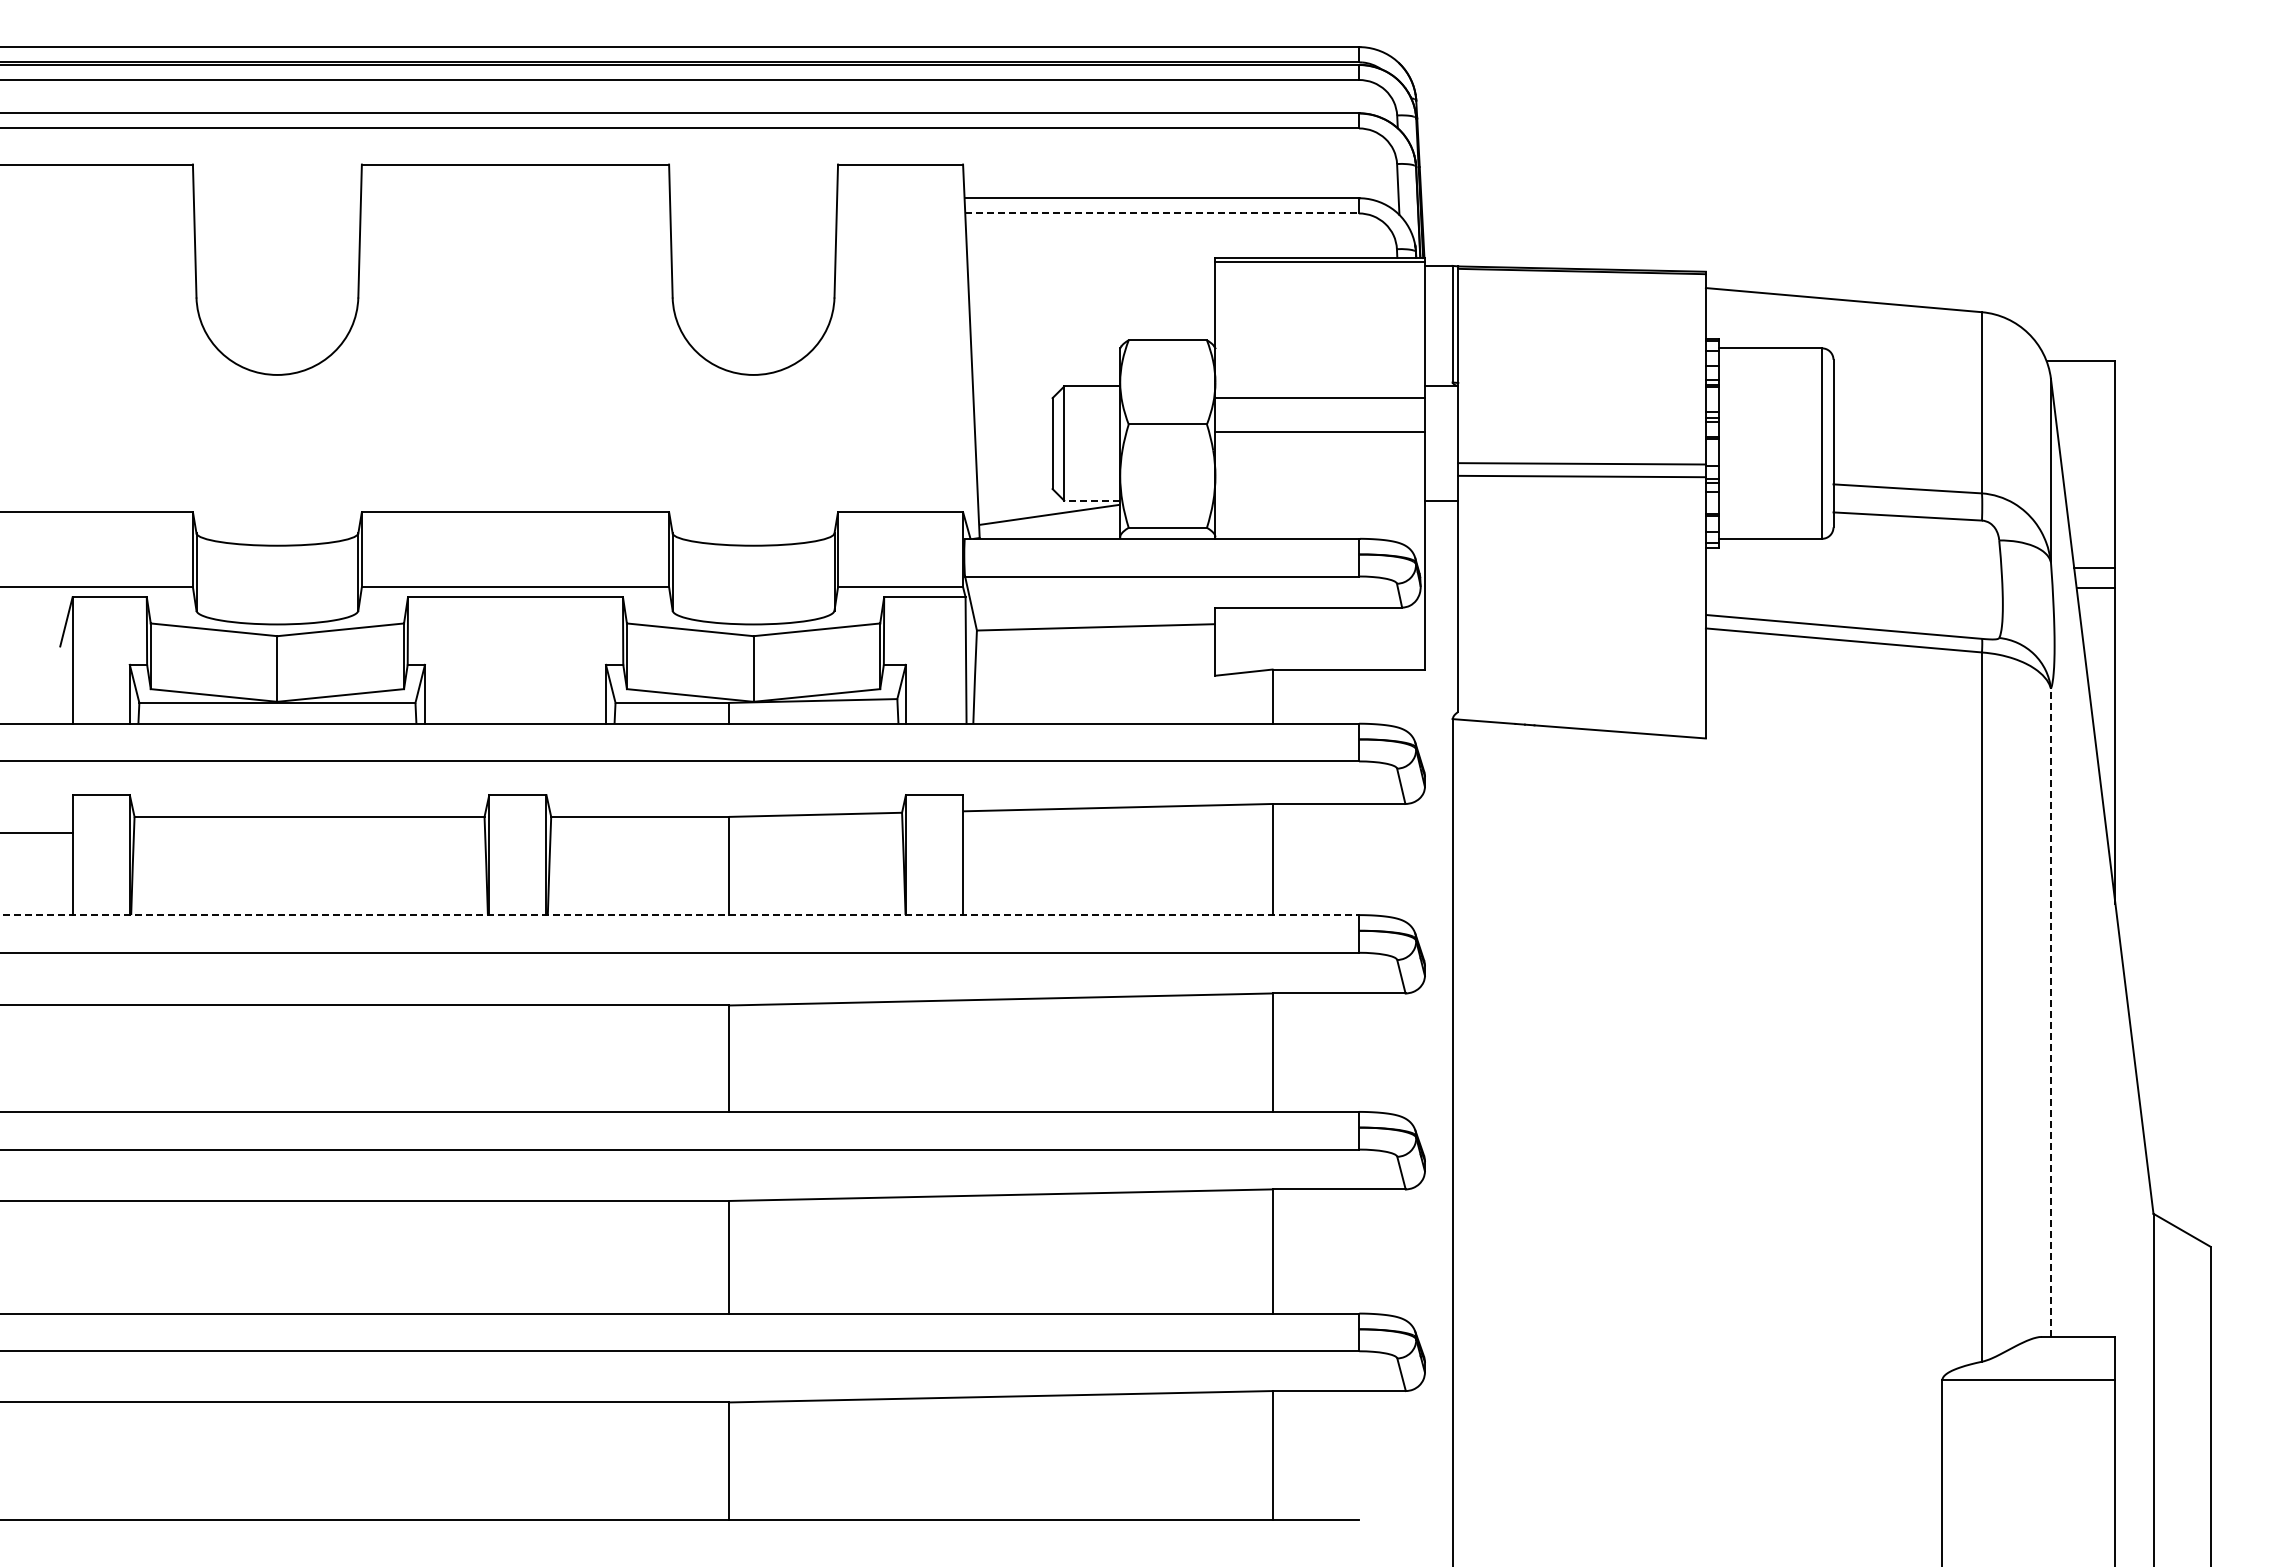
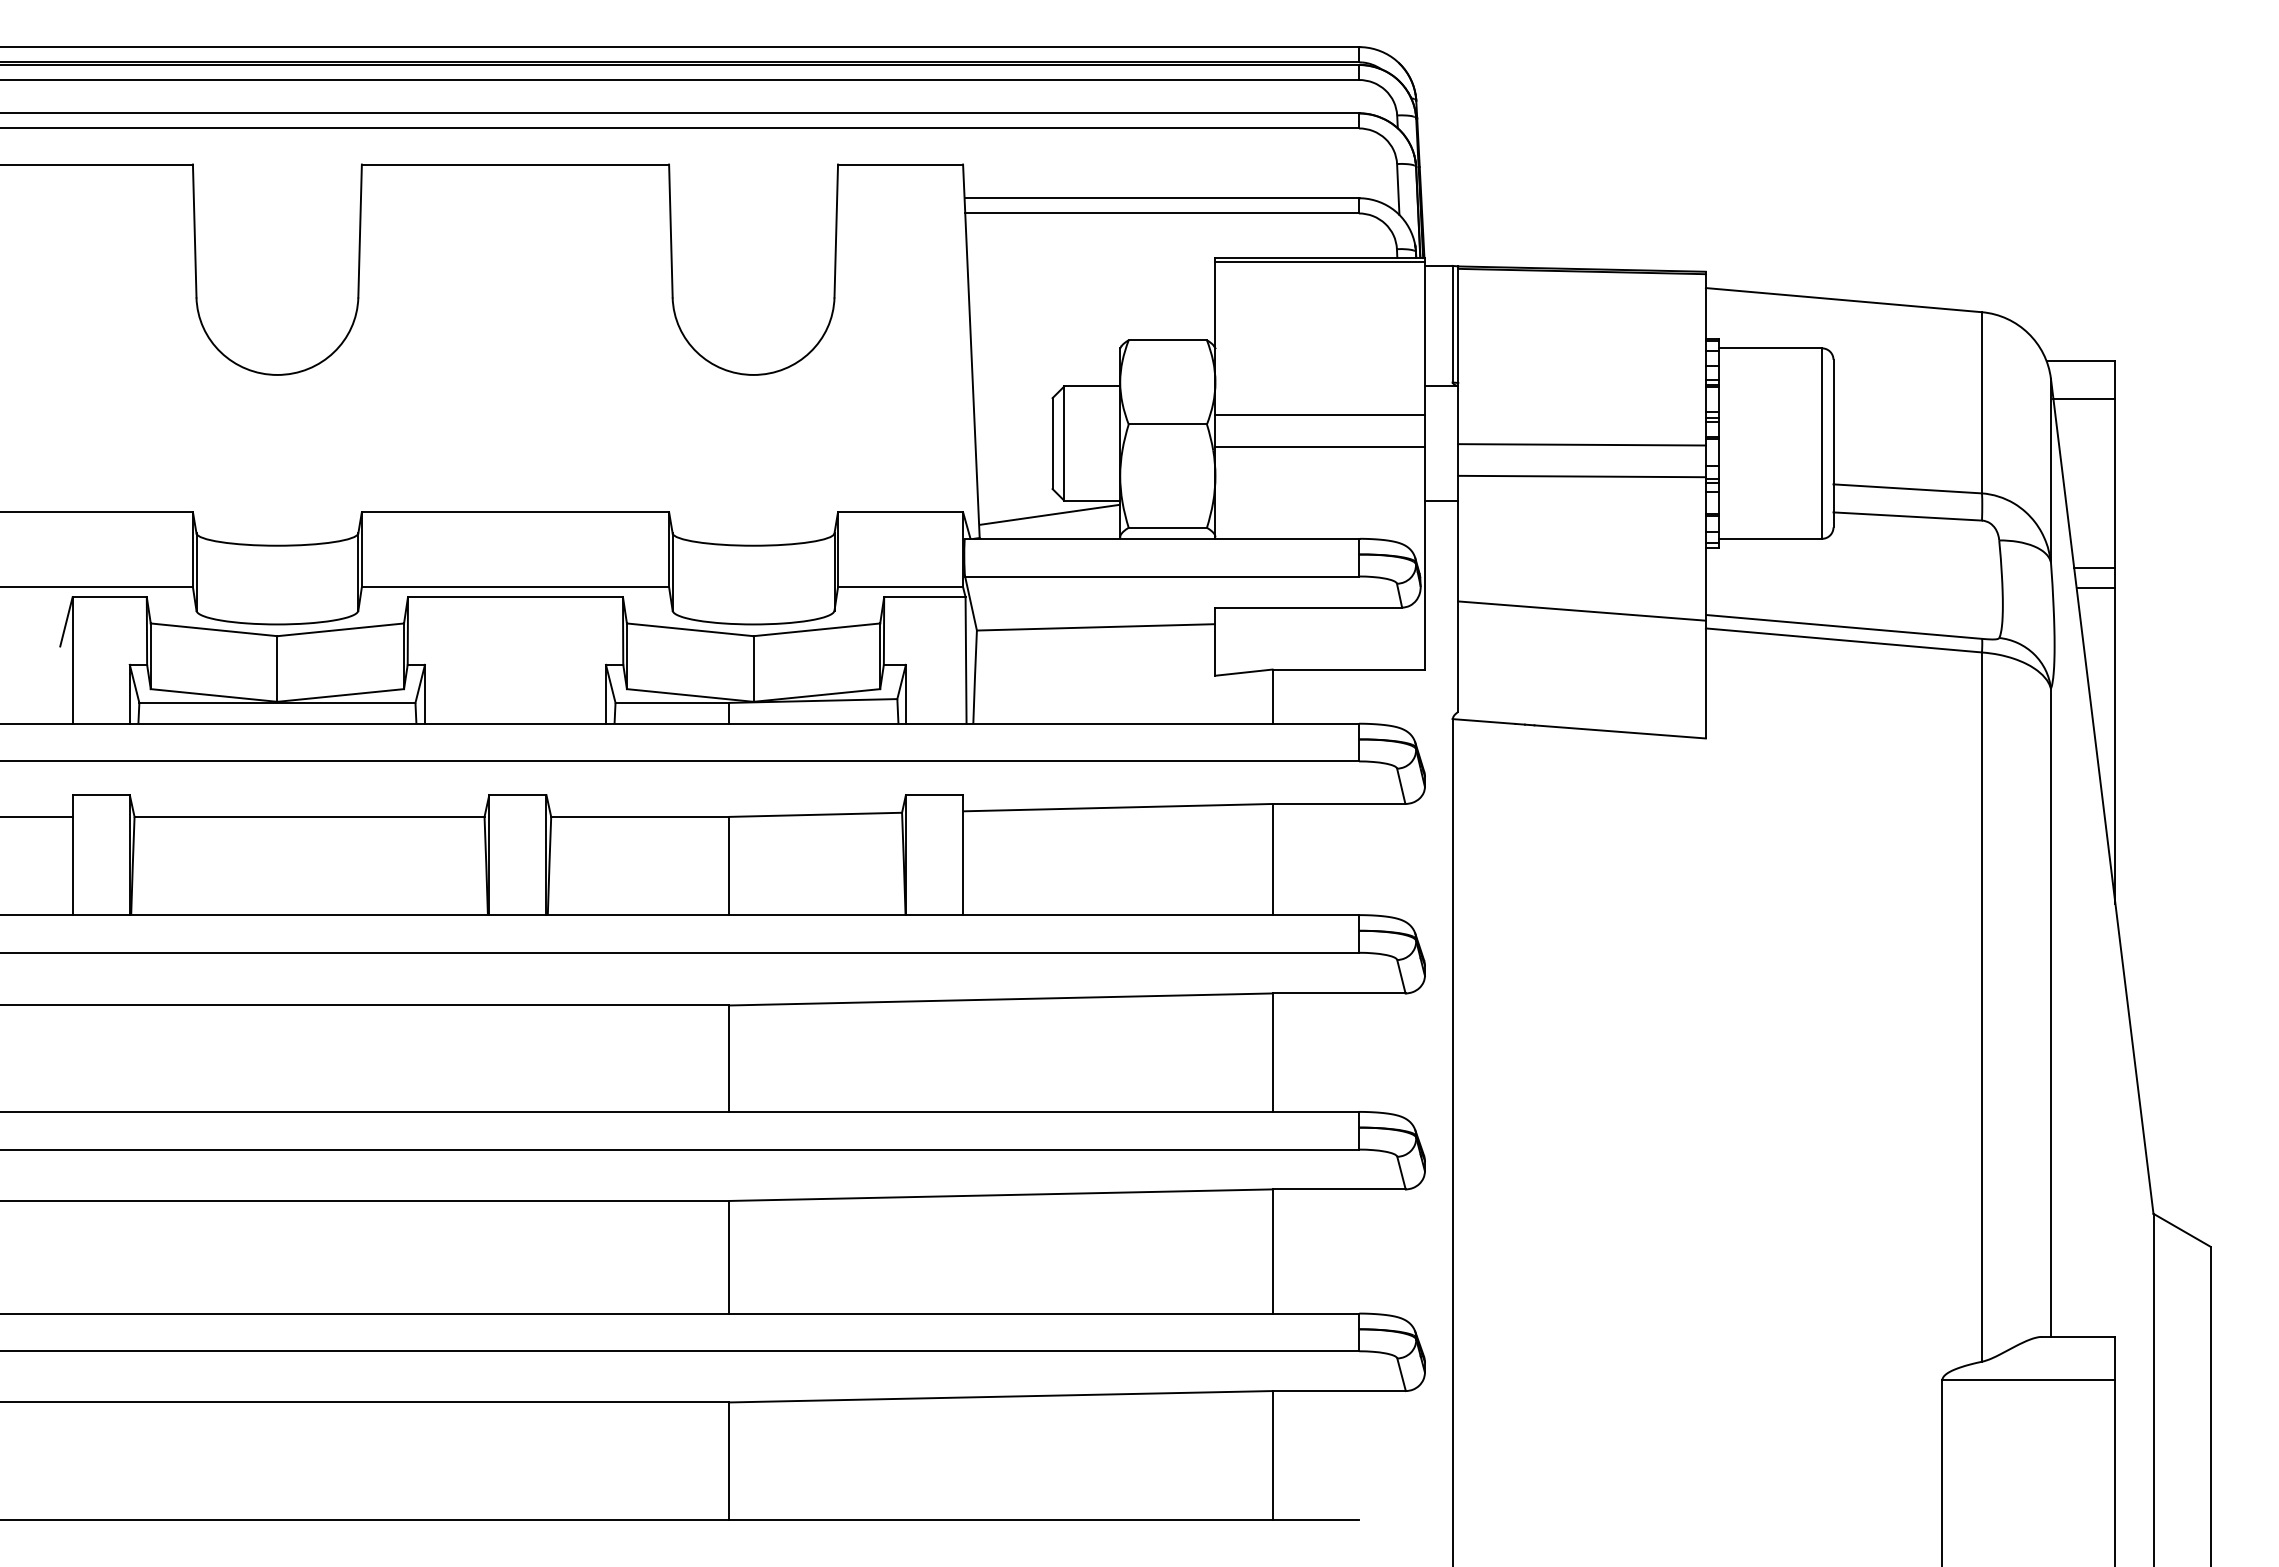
line: dashed -> solid (1162, 213)
line position: (1319, 398) -> (1319, 415) (1319, 415)
line: none -> present (2084, 398)
line position: (1319, 432) -> (1319, 447) (1319, 447)
line position: (1581, 463) -> (1581, 444) (1581, 444)
line: dashed -> solid (1092, 500)
line: none -> present (1581, 610)
line position: (37, 832) -> (37, 816) (37, 816)
line: dashed -> solid (680, 915)
line: dashed -> solid (2050, 1012)
